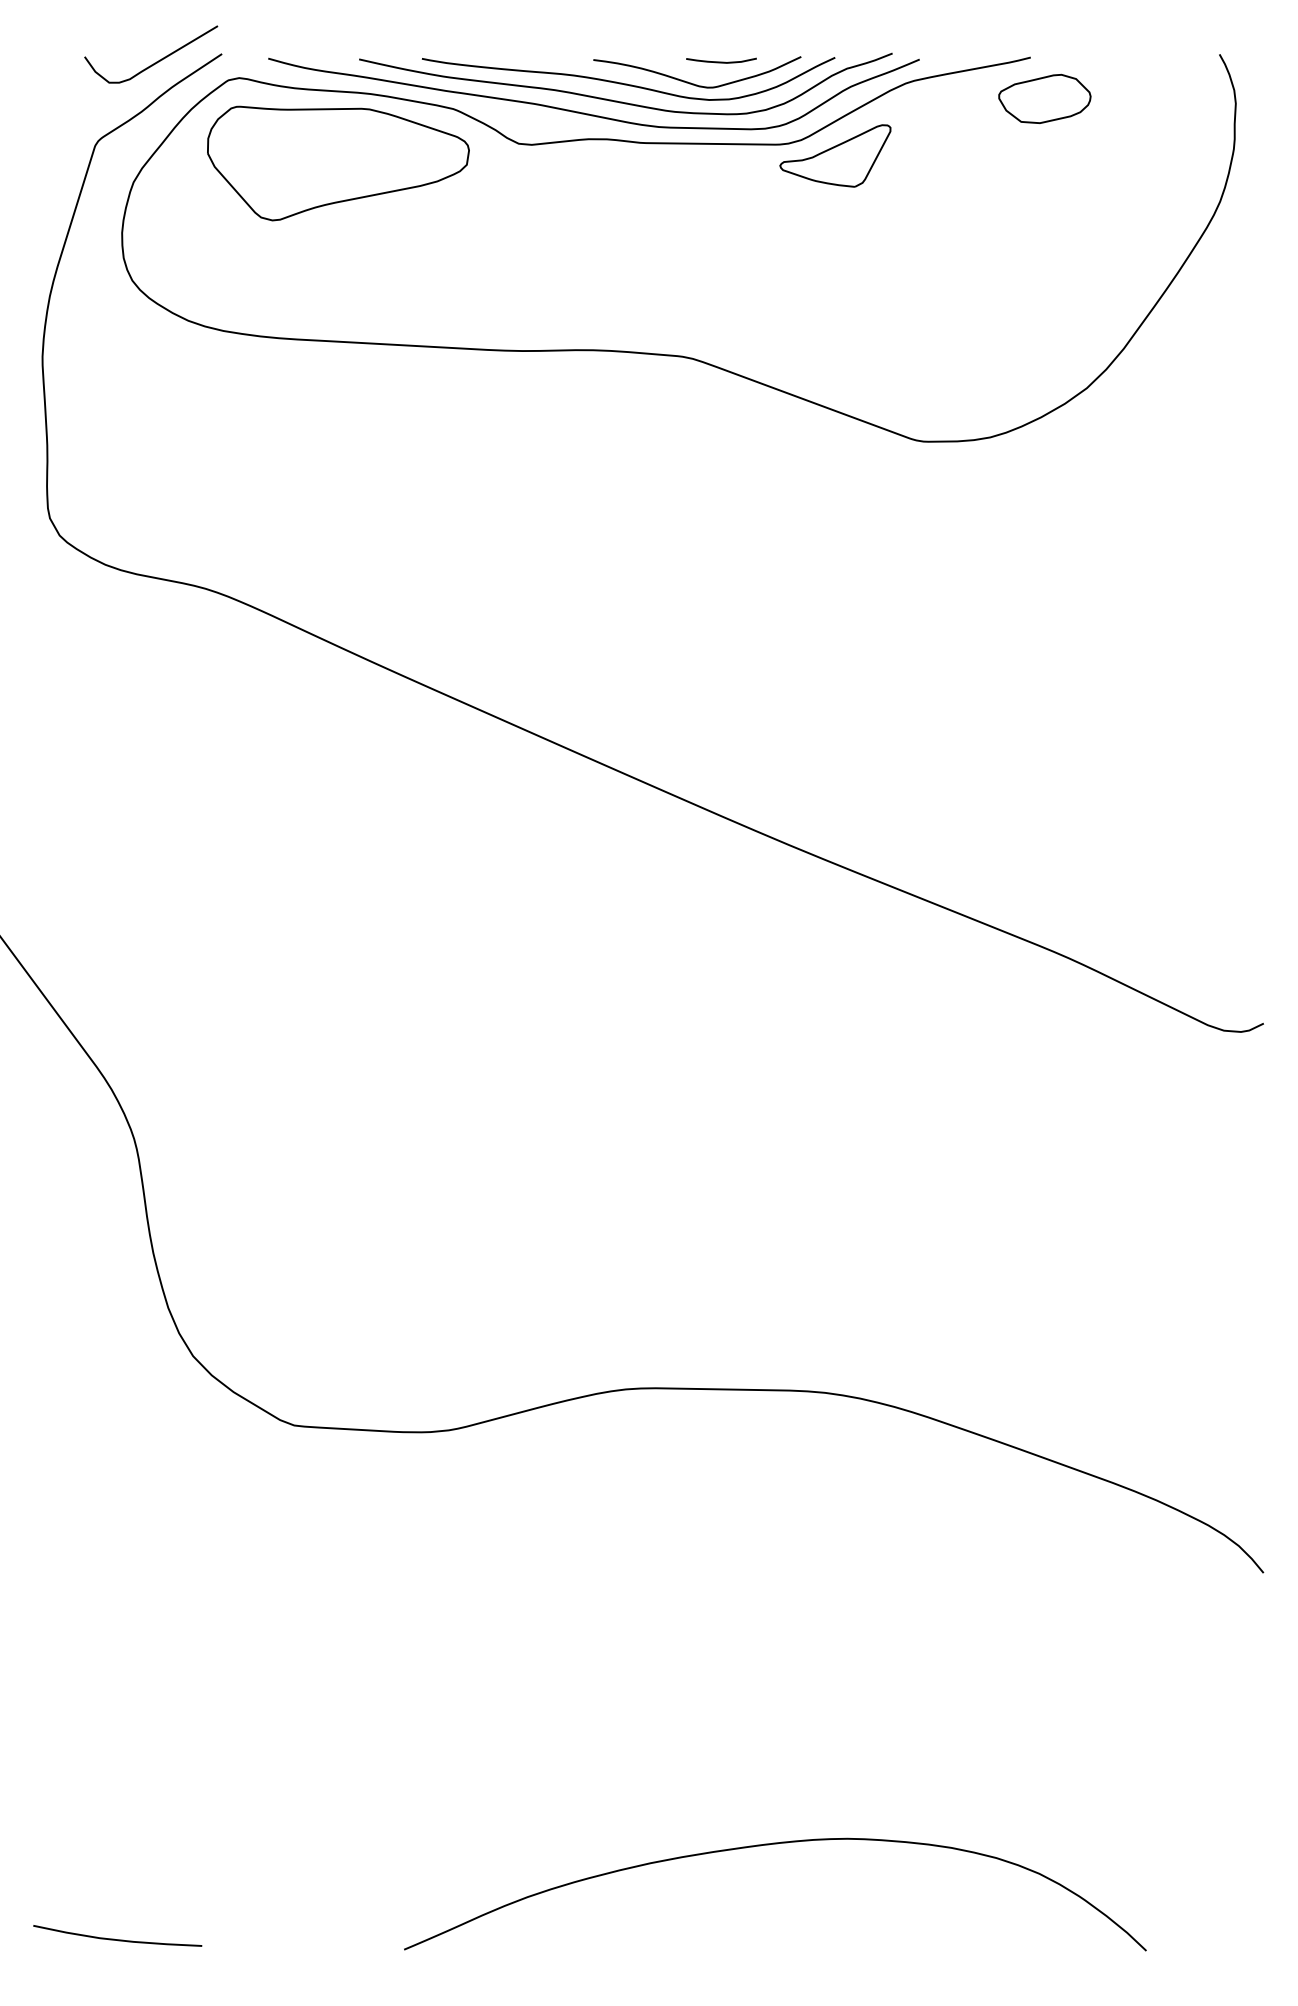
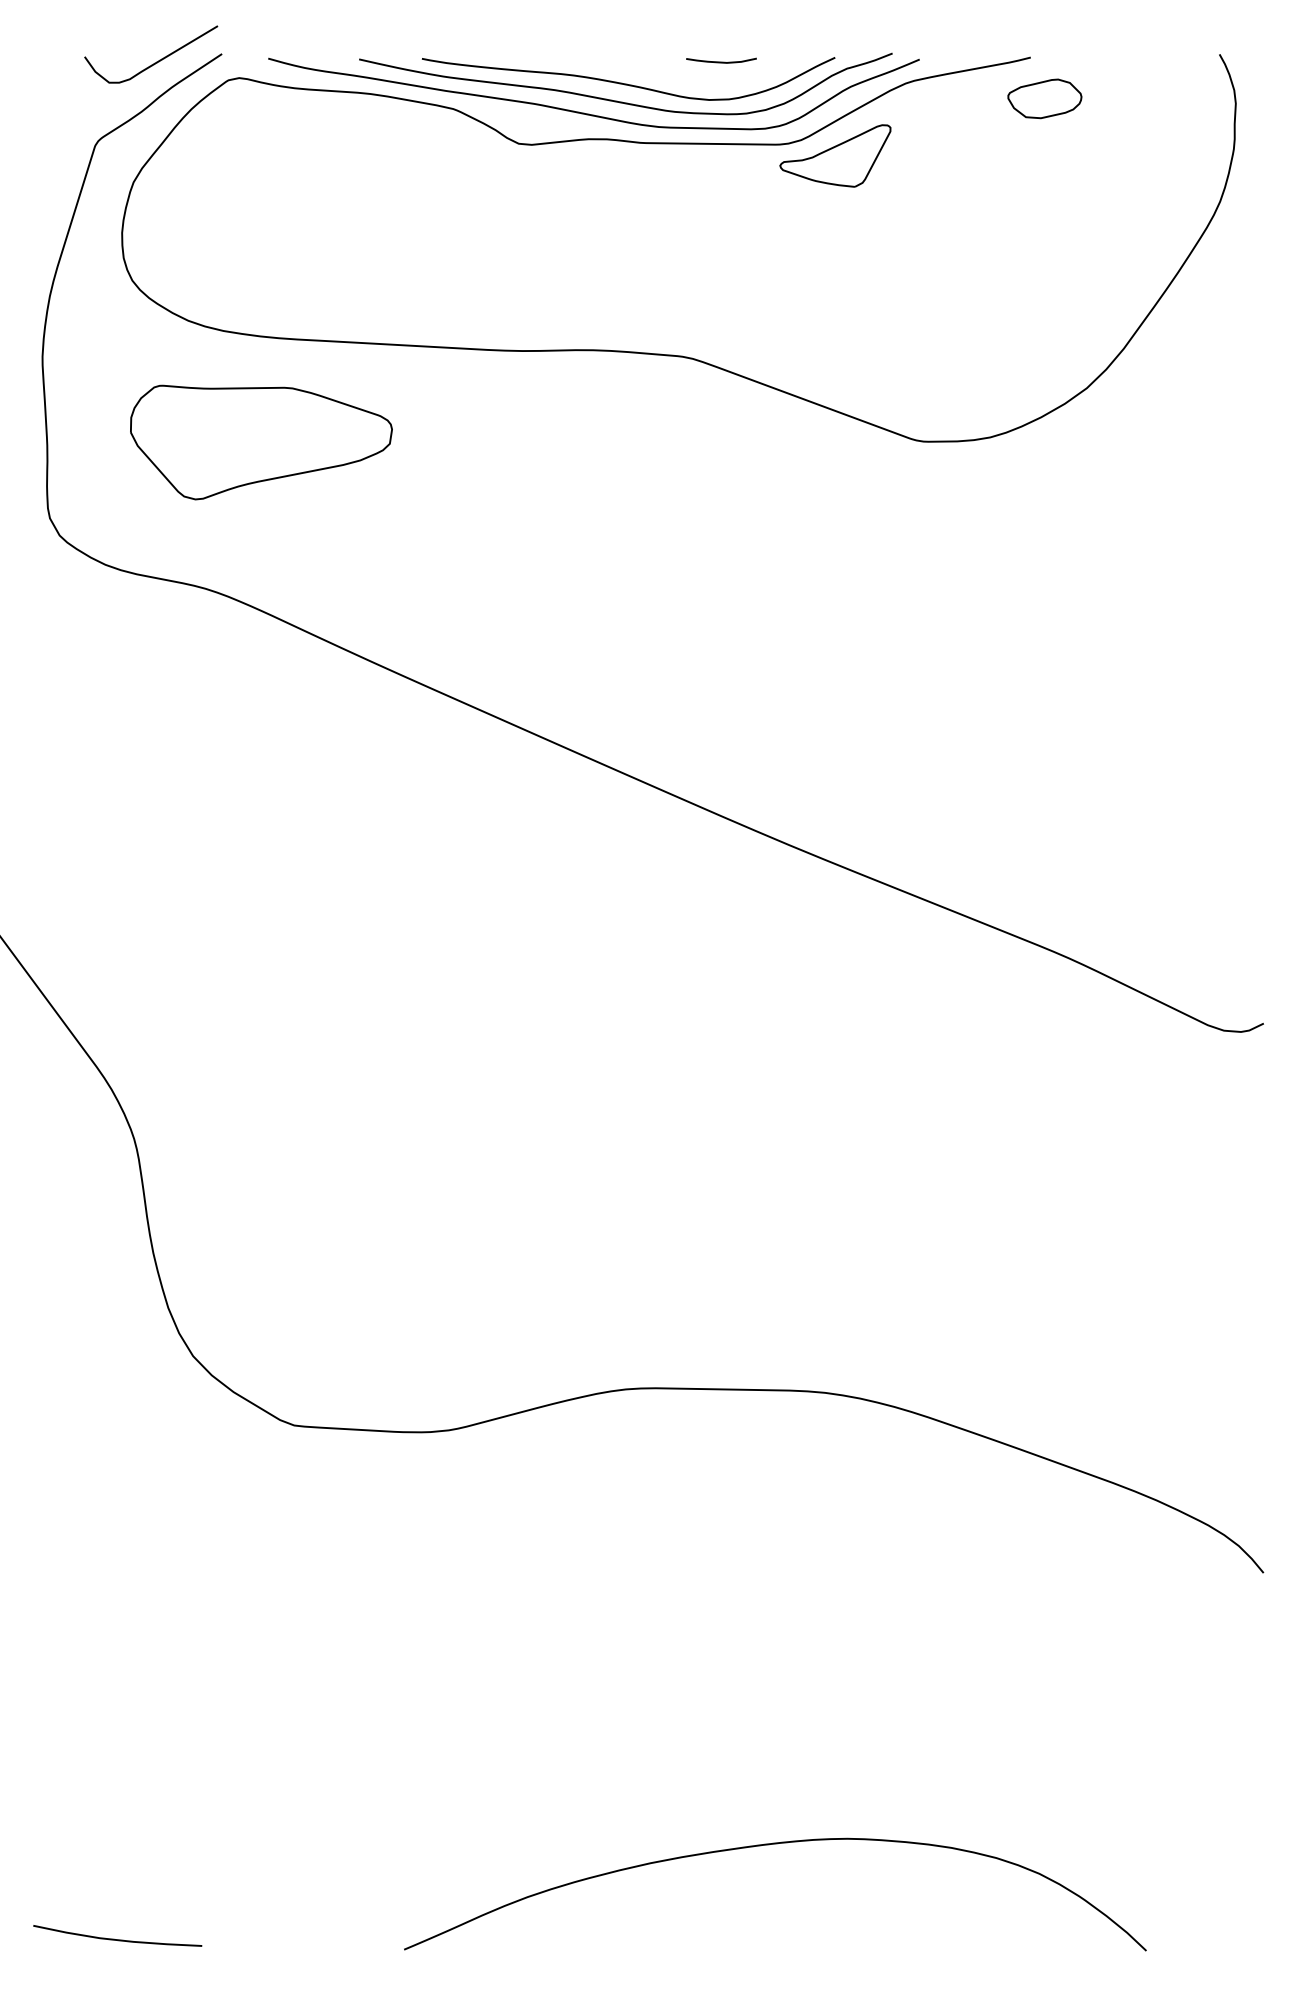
curve: present -> none (694, 83)
part size: 94x51 px -> 76x42 px (1044, 98)
part position: (338, 163) -> (261, 442) (261, 442)
